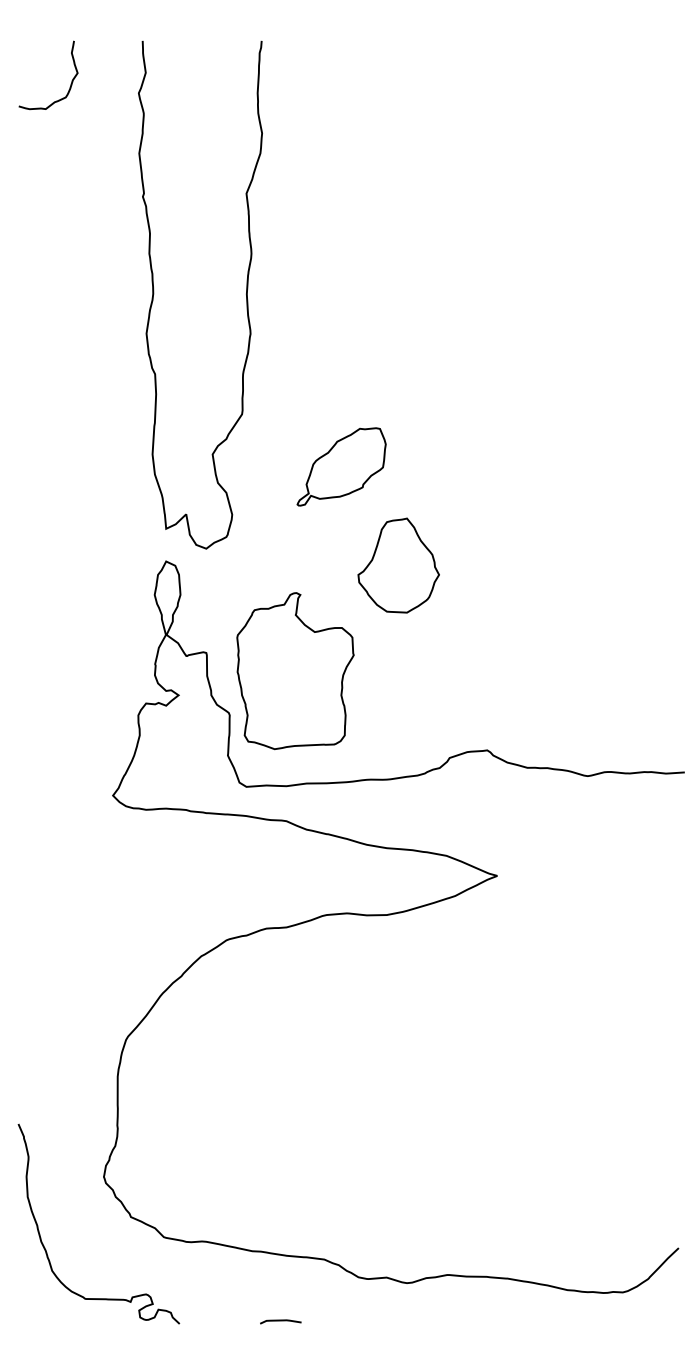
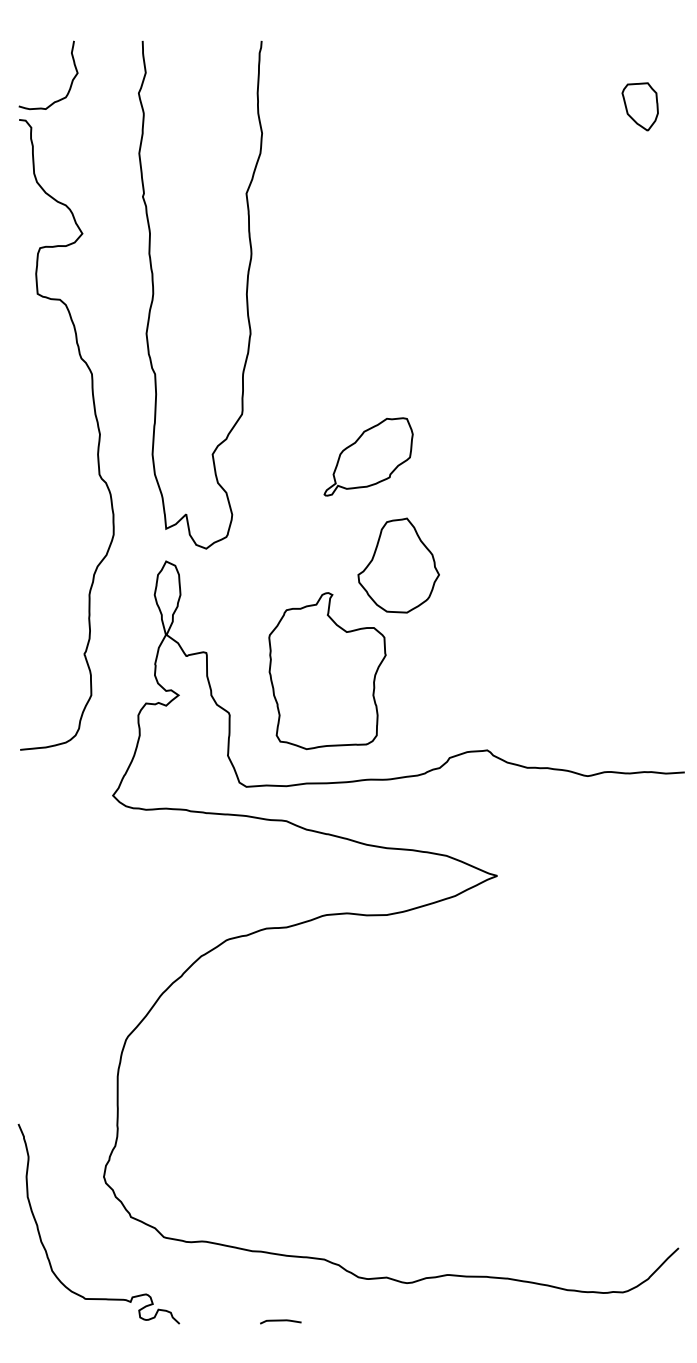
part: none -> present (639, 106)
curve: none -> present (97, 428)
part position: (341, 466) -> (368, 456) (368, 456)
part position: (295, 671) -> (327, 671) (327, 671)
